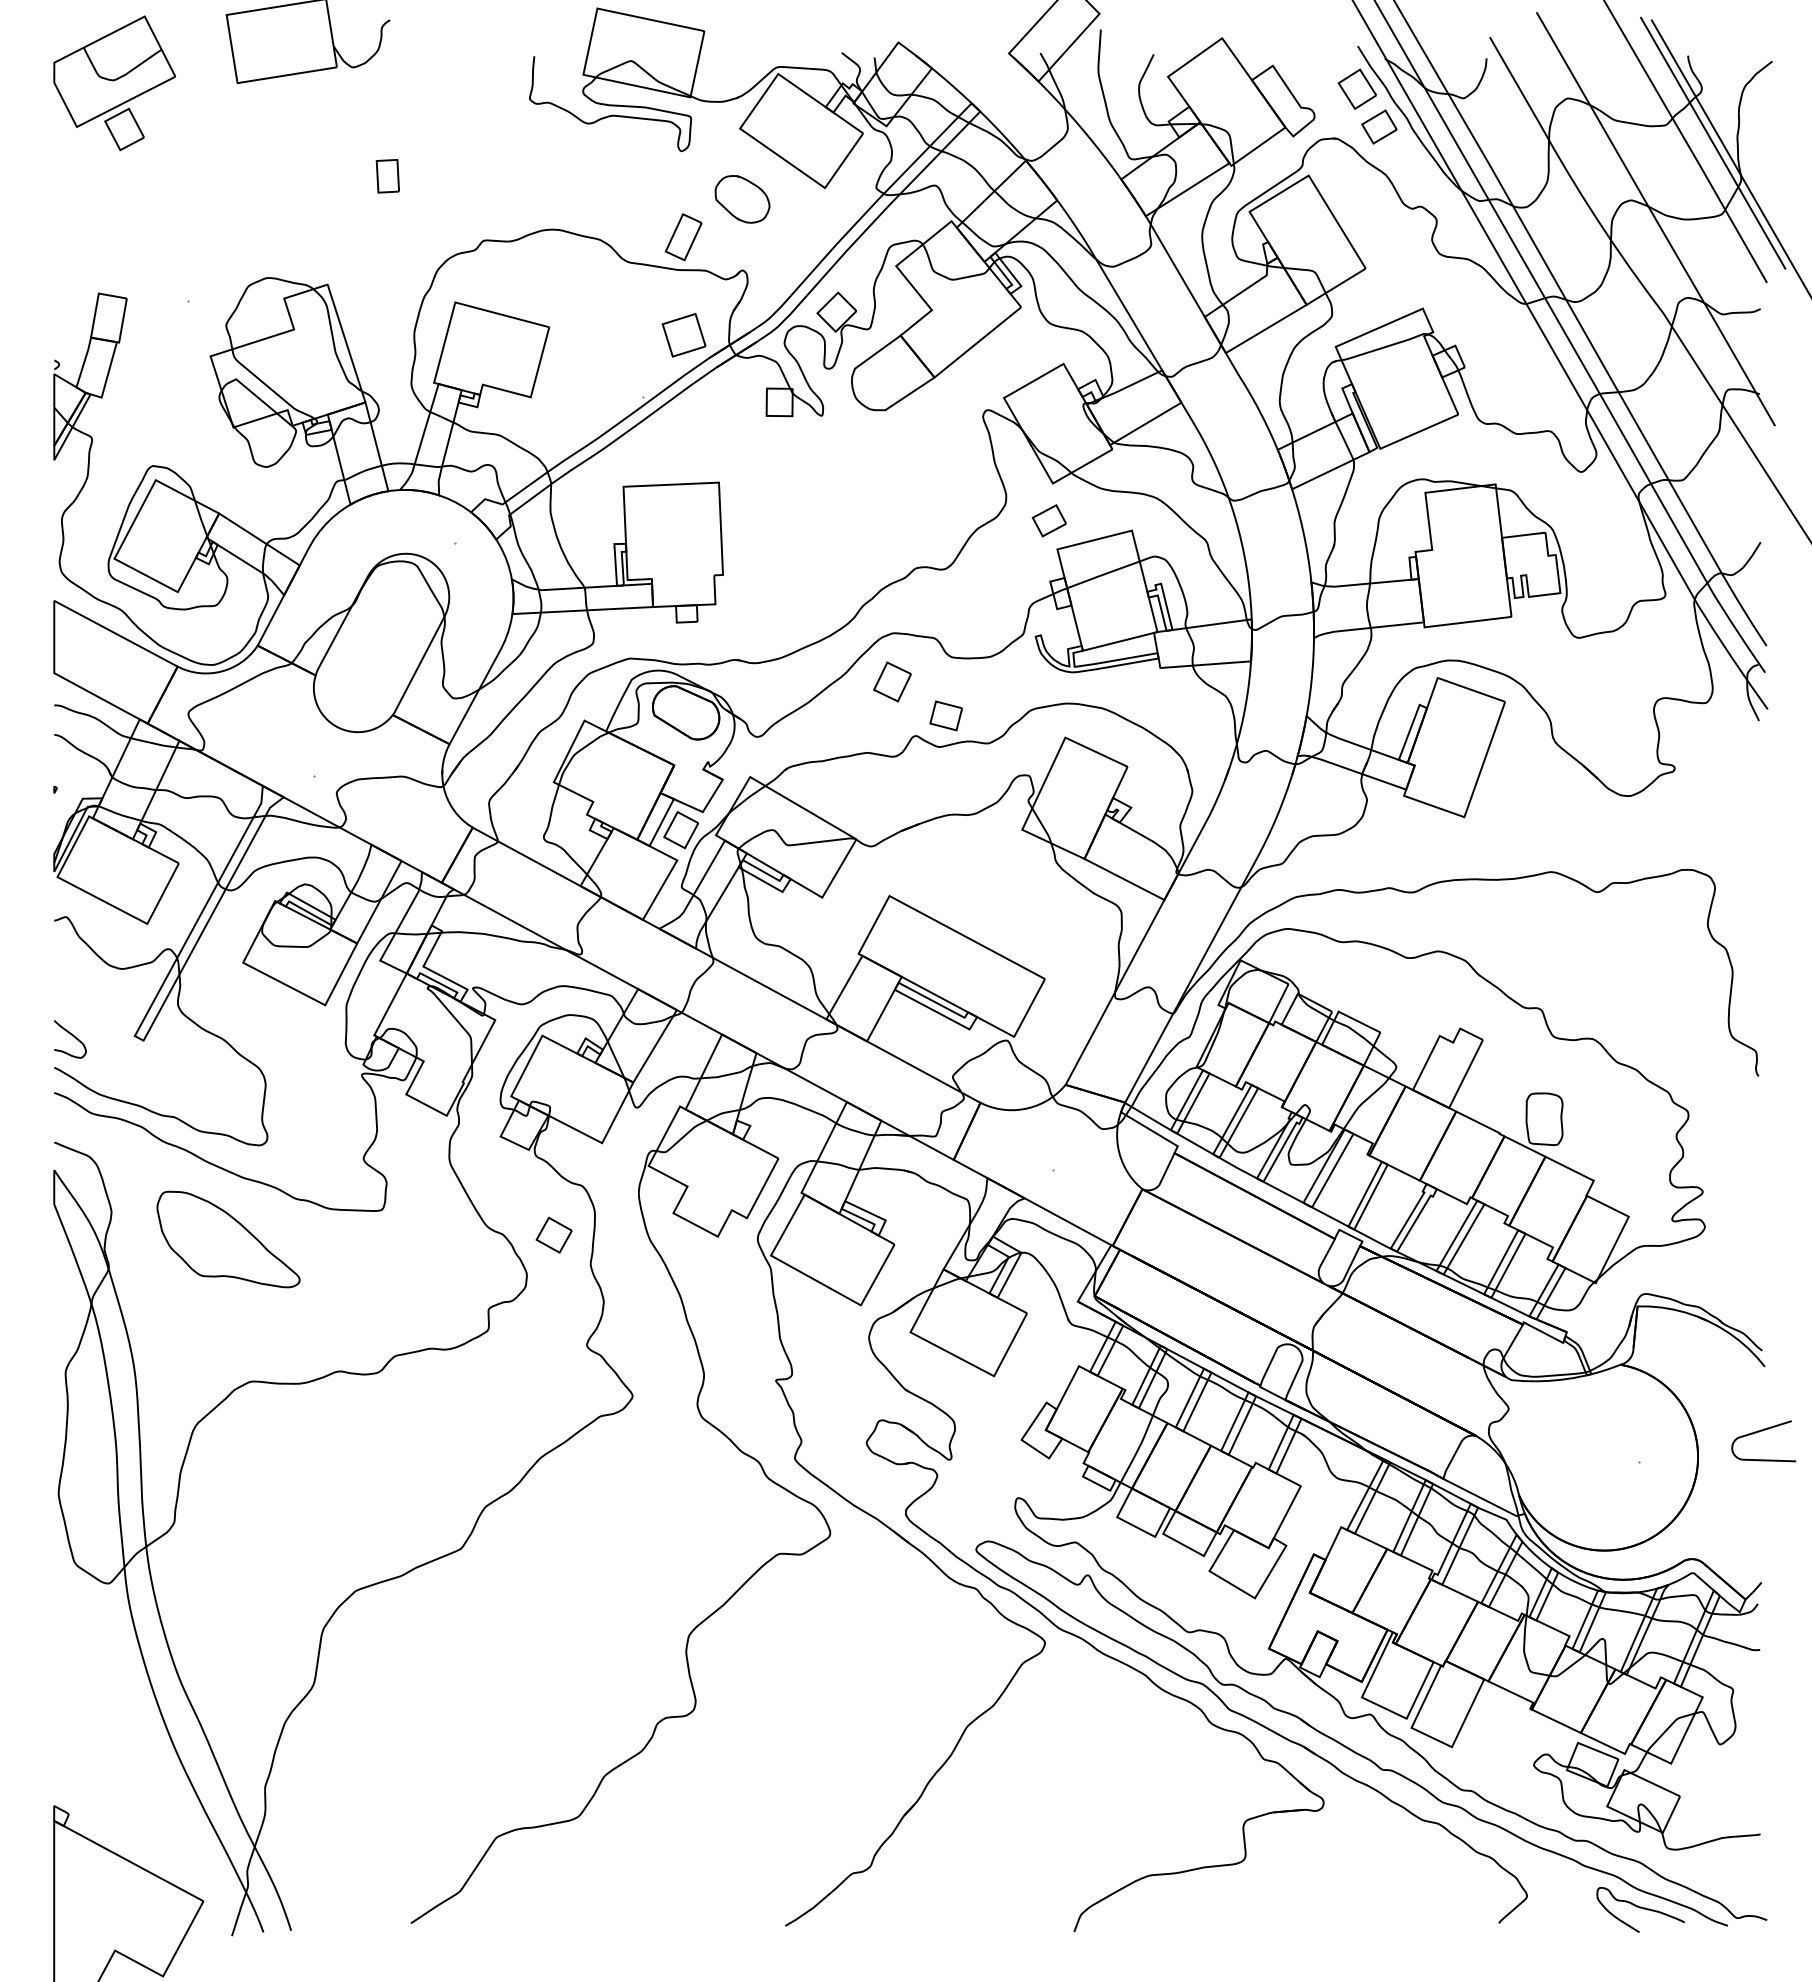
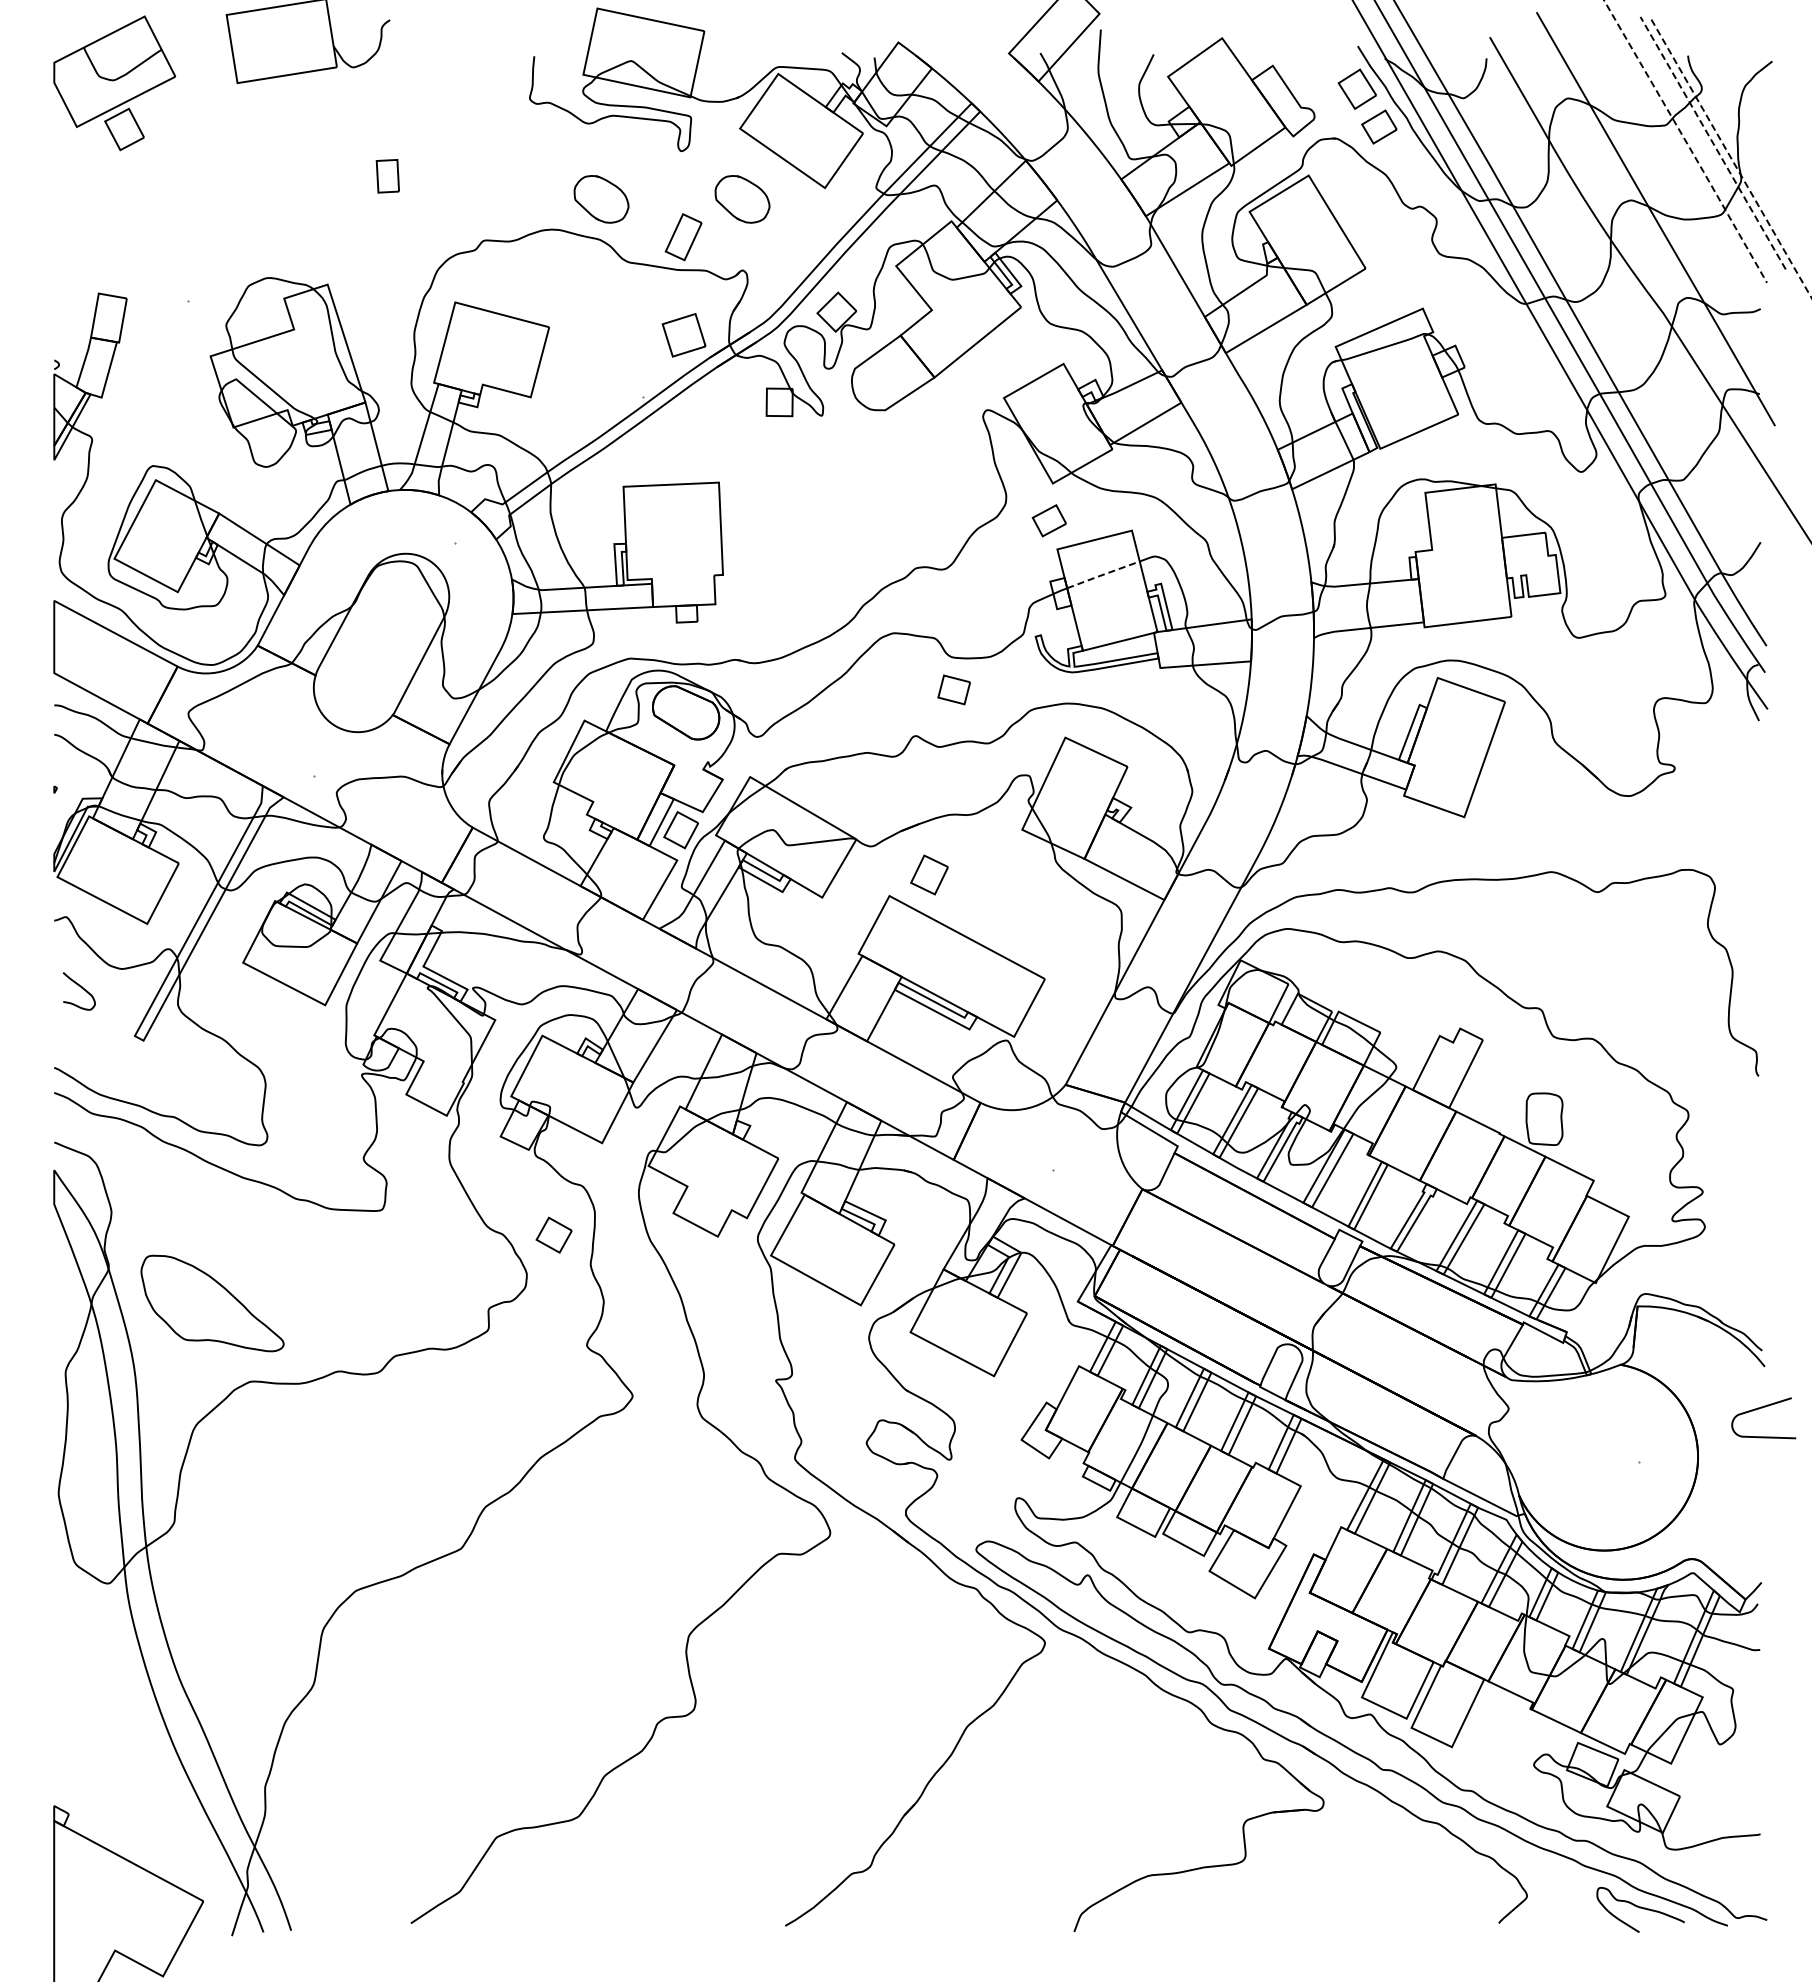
line: solid -> dashed (1686, 142)
line: solid -> dashed (1712, 142)
line: solid -> dashed (1731, 158)
part: none -> present (601, 199)
line: solid -> dashed (1102, 574)
part position: (892, 681) -> (929, 874) (929, 874)
part position: (945, 715) -> (953, 689) (953, 689)
curve position: (72, 1036) -> (81, 988) (81, 988)
part position: (228, 1239) -> (212, 1303) (212, 1303)
curve position: (1759, 1432) -> (1759, 1409) (1759, 1409)
